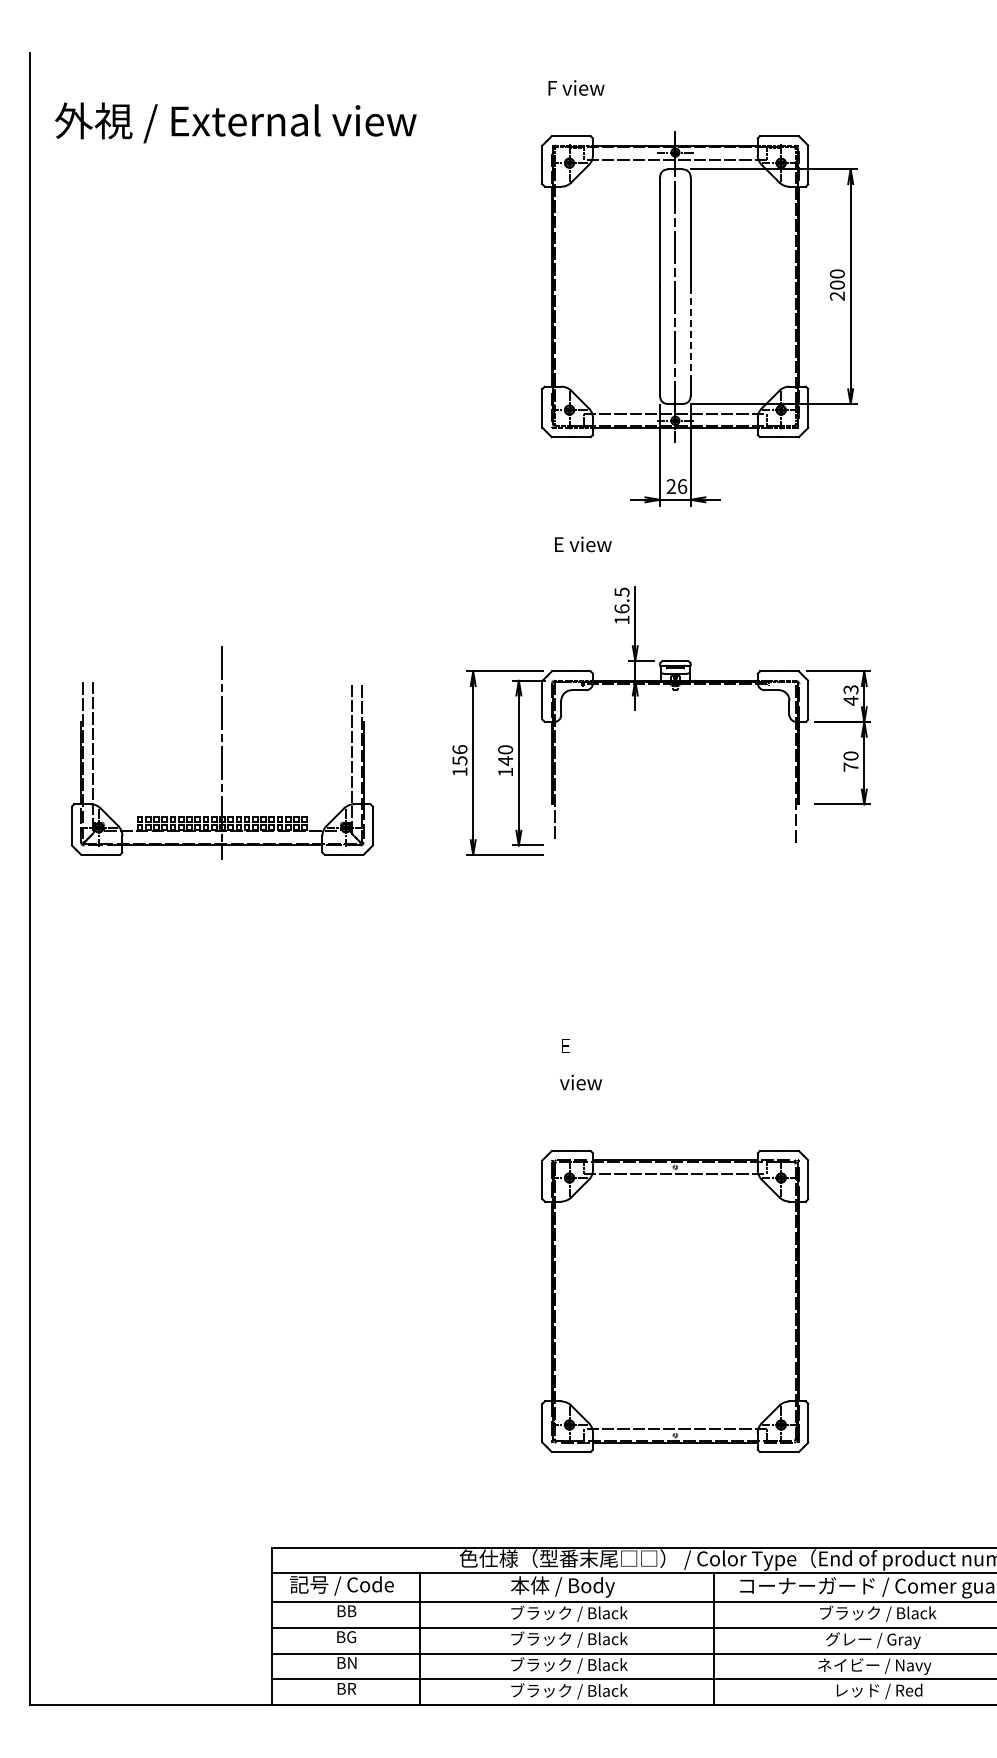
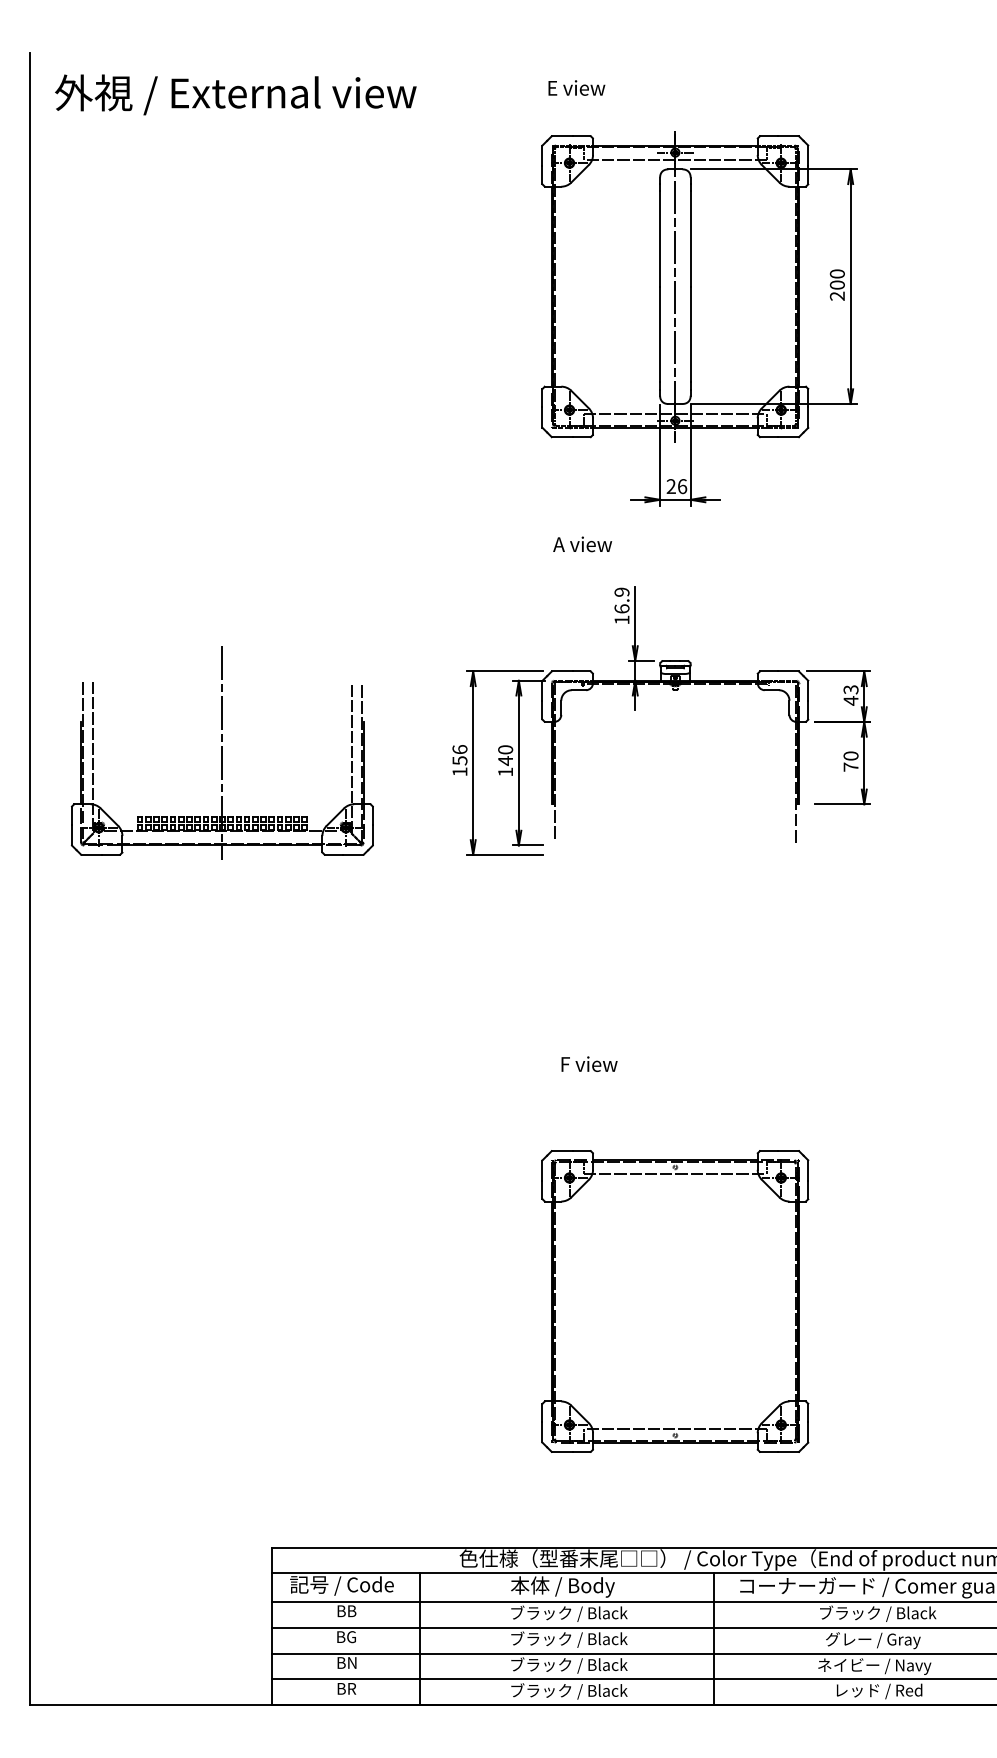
text: F view -> E view (577, 87)
text position: (235, 122) -> (235, 94) (235, 94)
line: dashed -> solid (690, 334)
text: E view -> A view (582, 543)
text: 16.5 -> 16.9 (621, 591)
text: E view -> F view (588, 1064)
